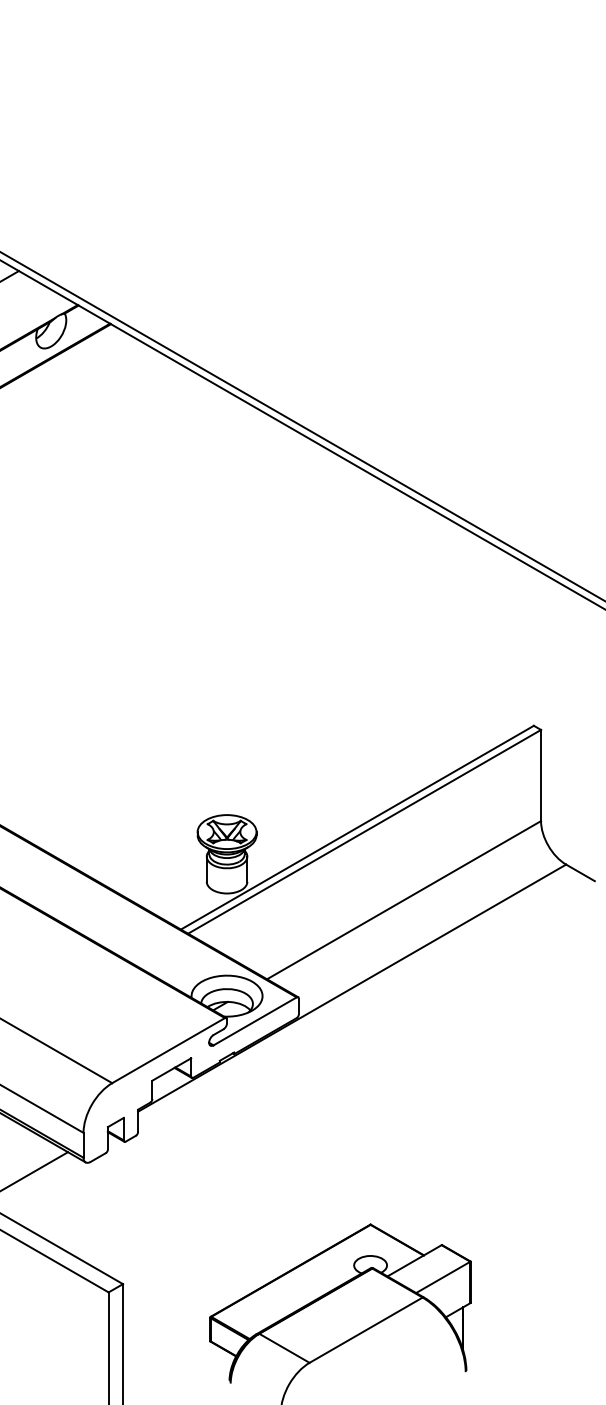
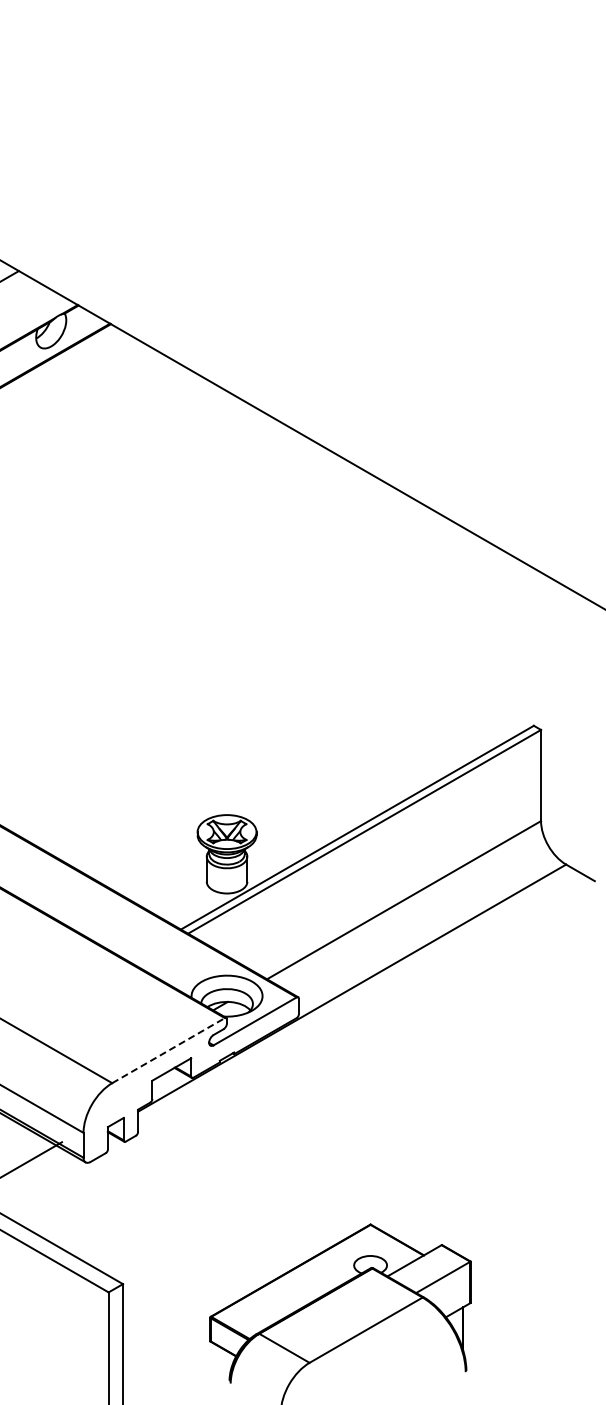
line: present -> none (302, 426)
line: solid -> dashed (169, 1050)
line position: (35, 1171) -> (32, 1159) (32, 1159)
